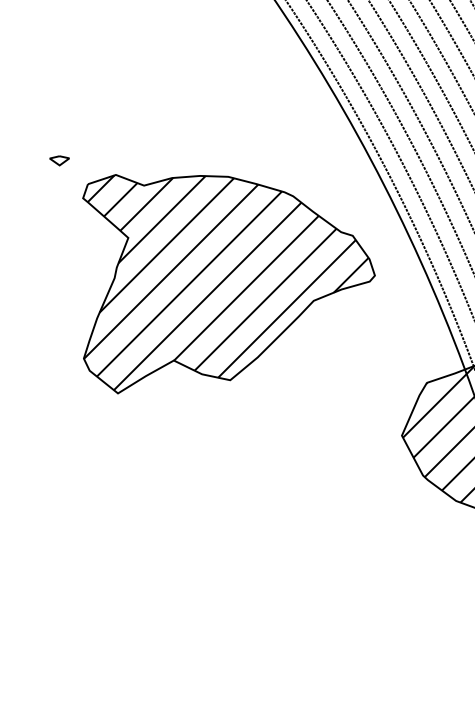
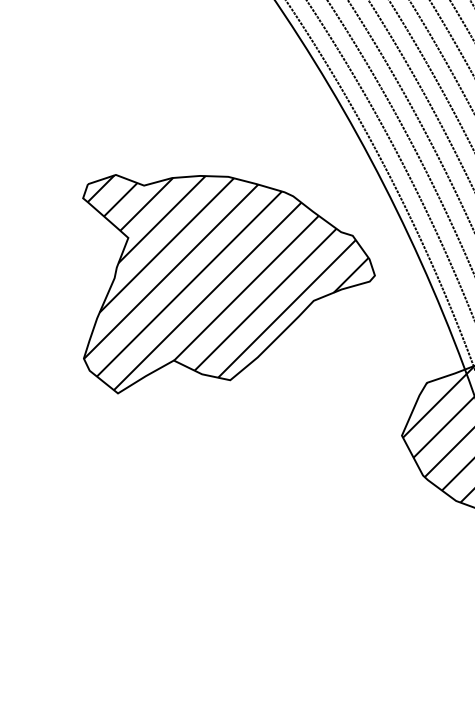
part: present -> none (59, 160)
